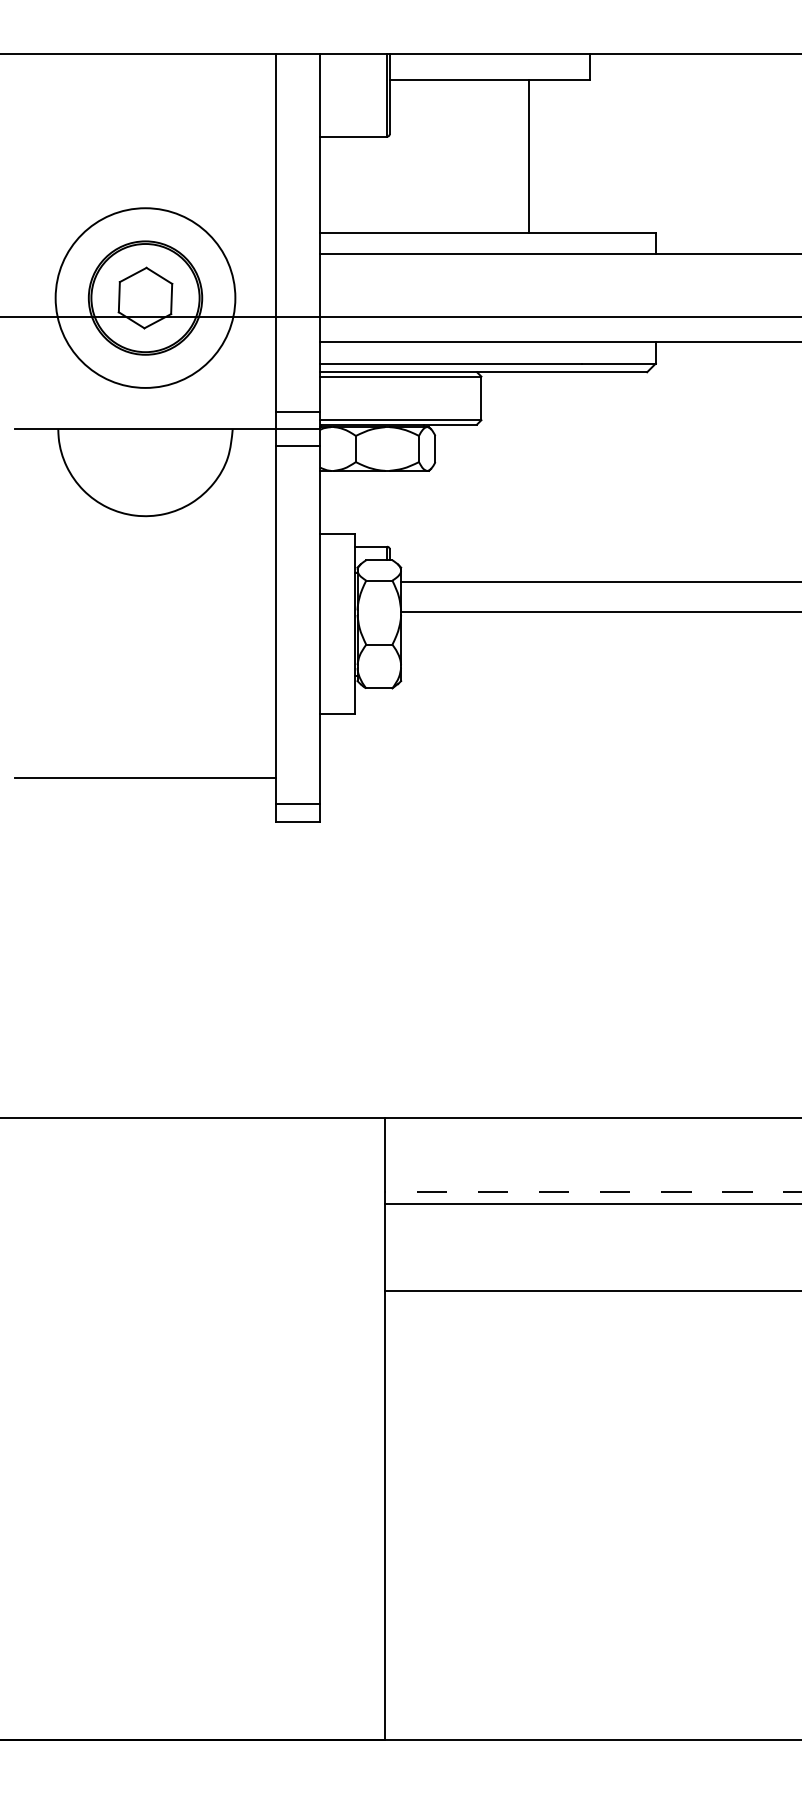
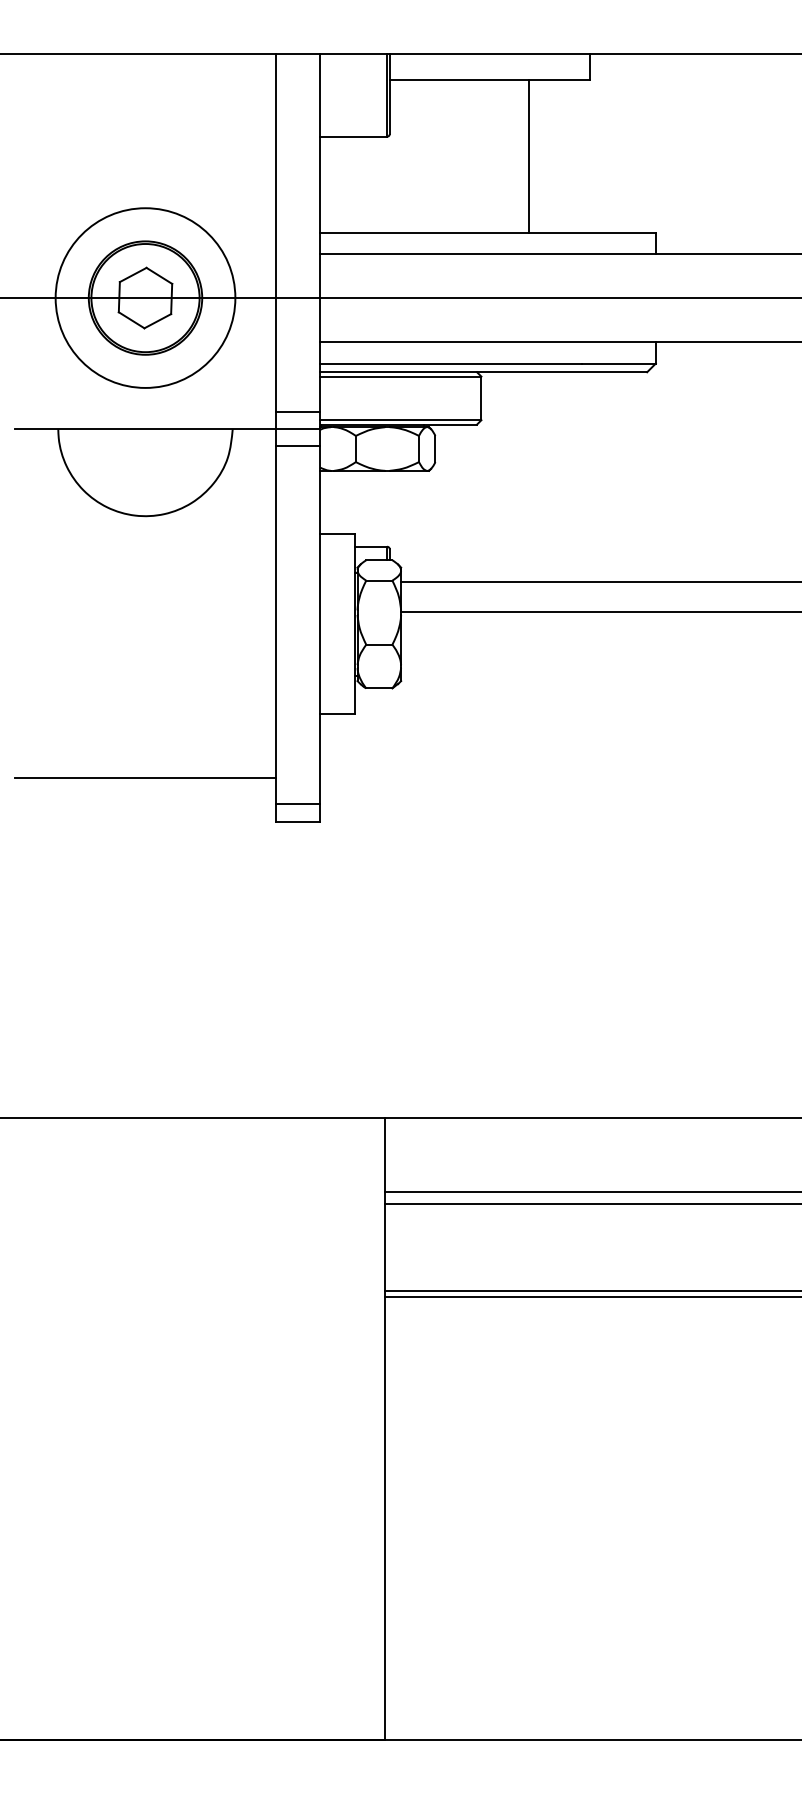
line position: (400, 317) -> (400, 298) (400, 298)
line: dashed -> solid (593, 1191)
line: none -> present (591, 1296)
